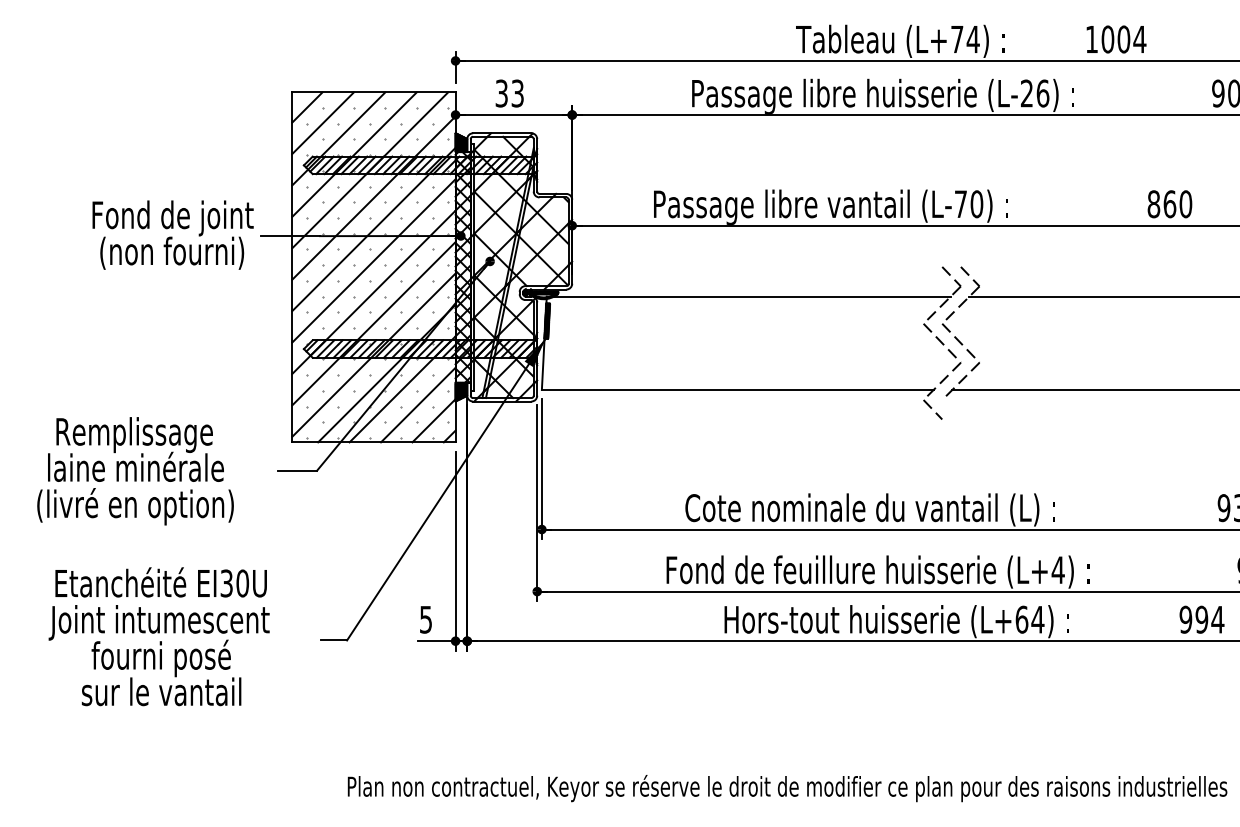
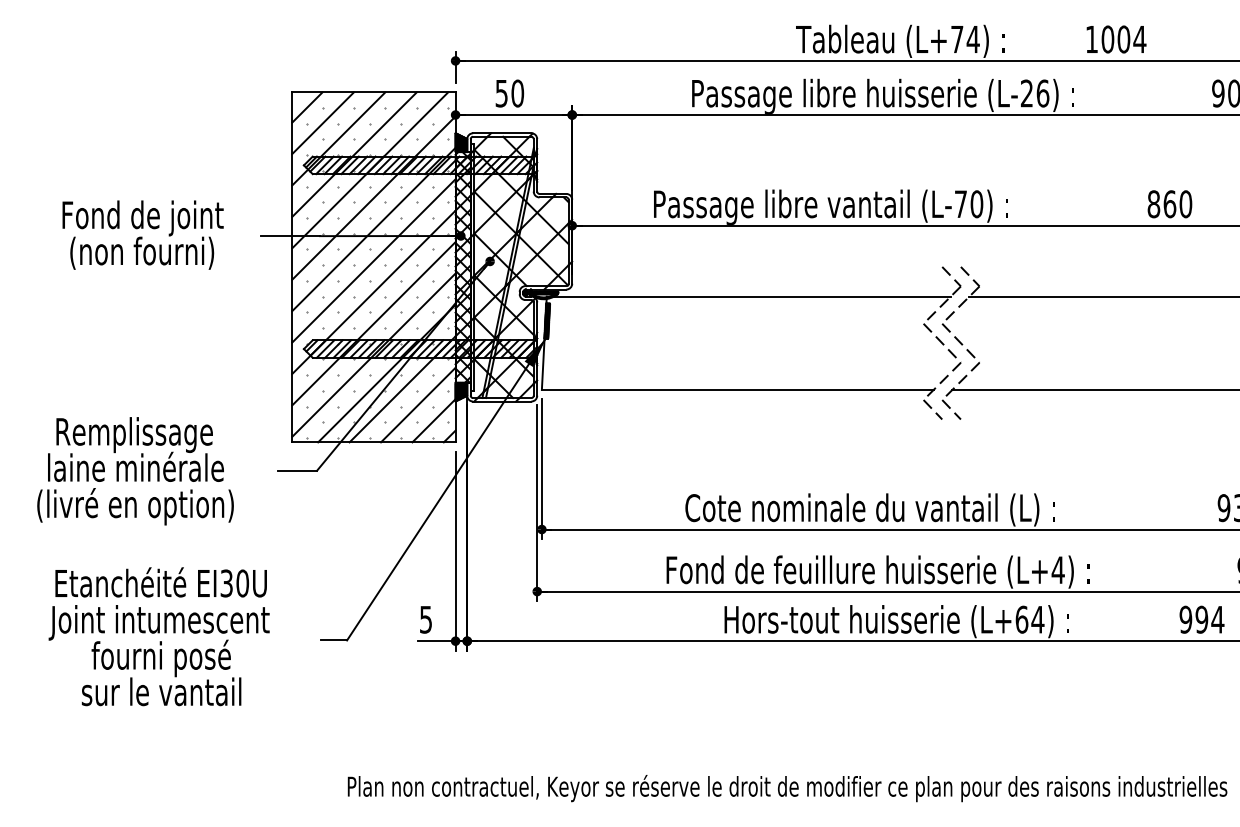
text: 33 -> 50 (510, 93)
text position: (172, 234) -> (142, 234) (142, 234)
line: none -> present (951, 409)
